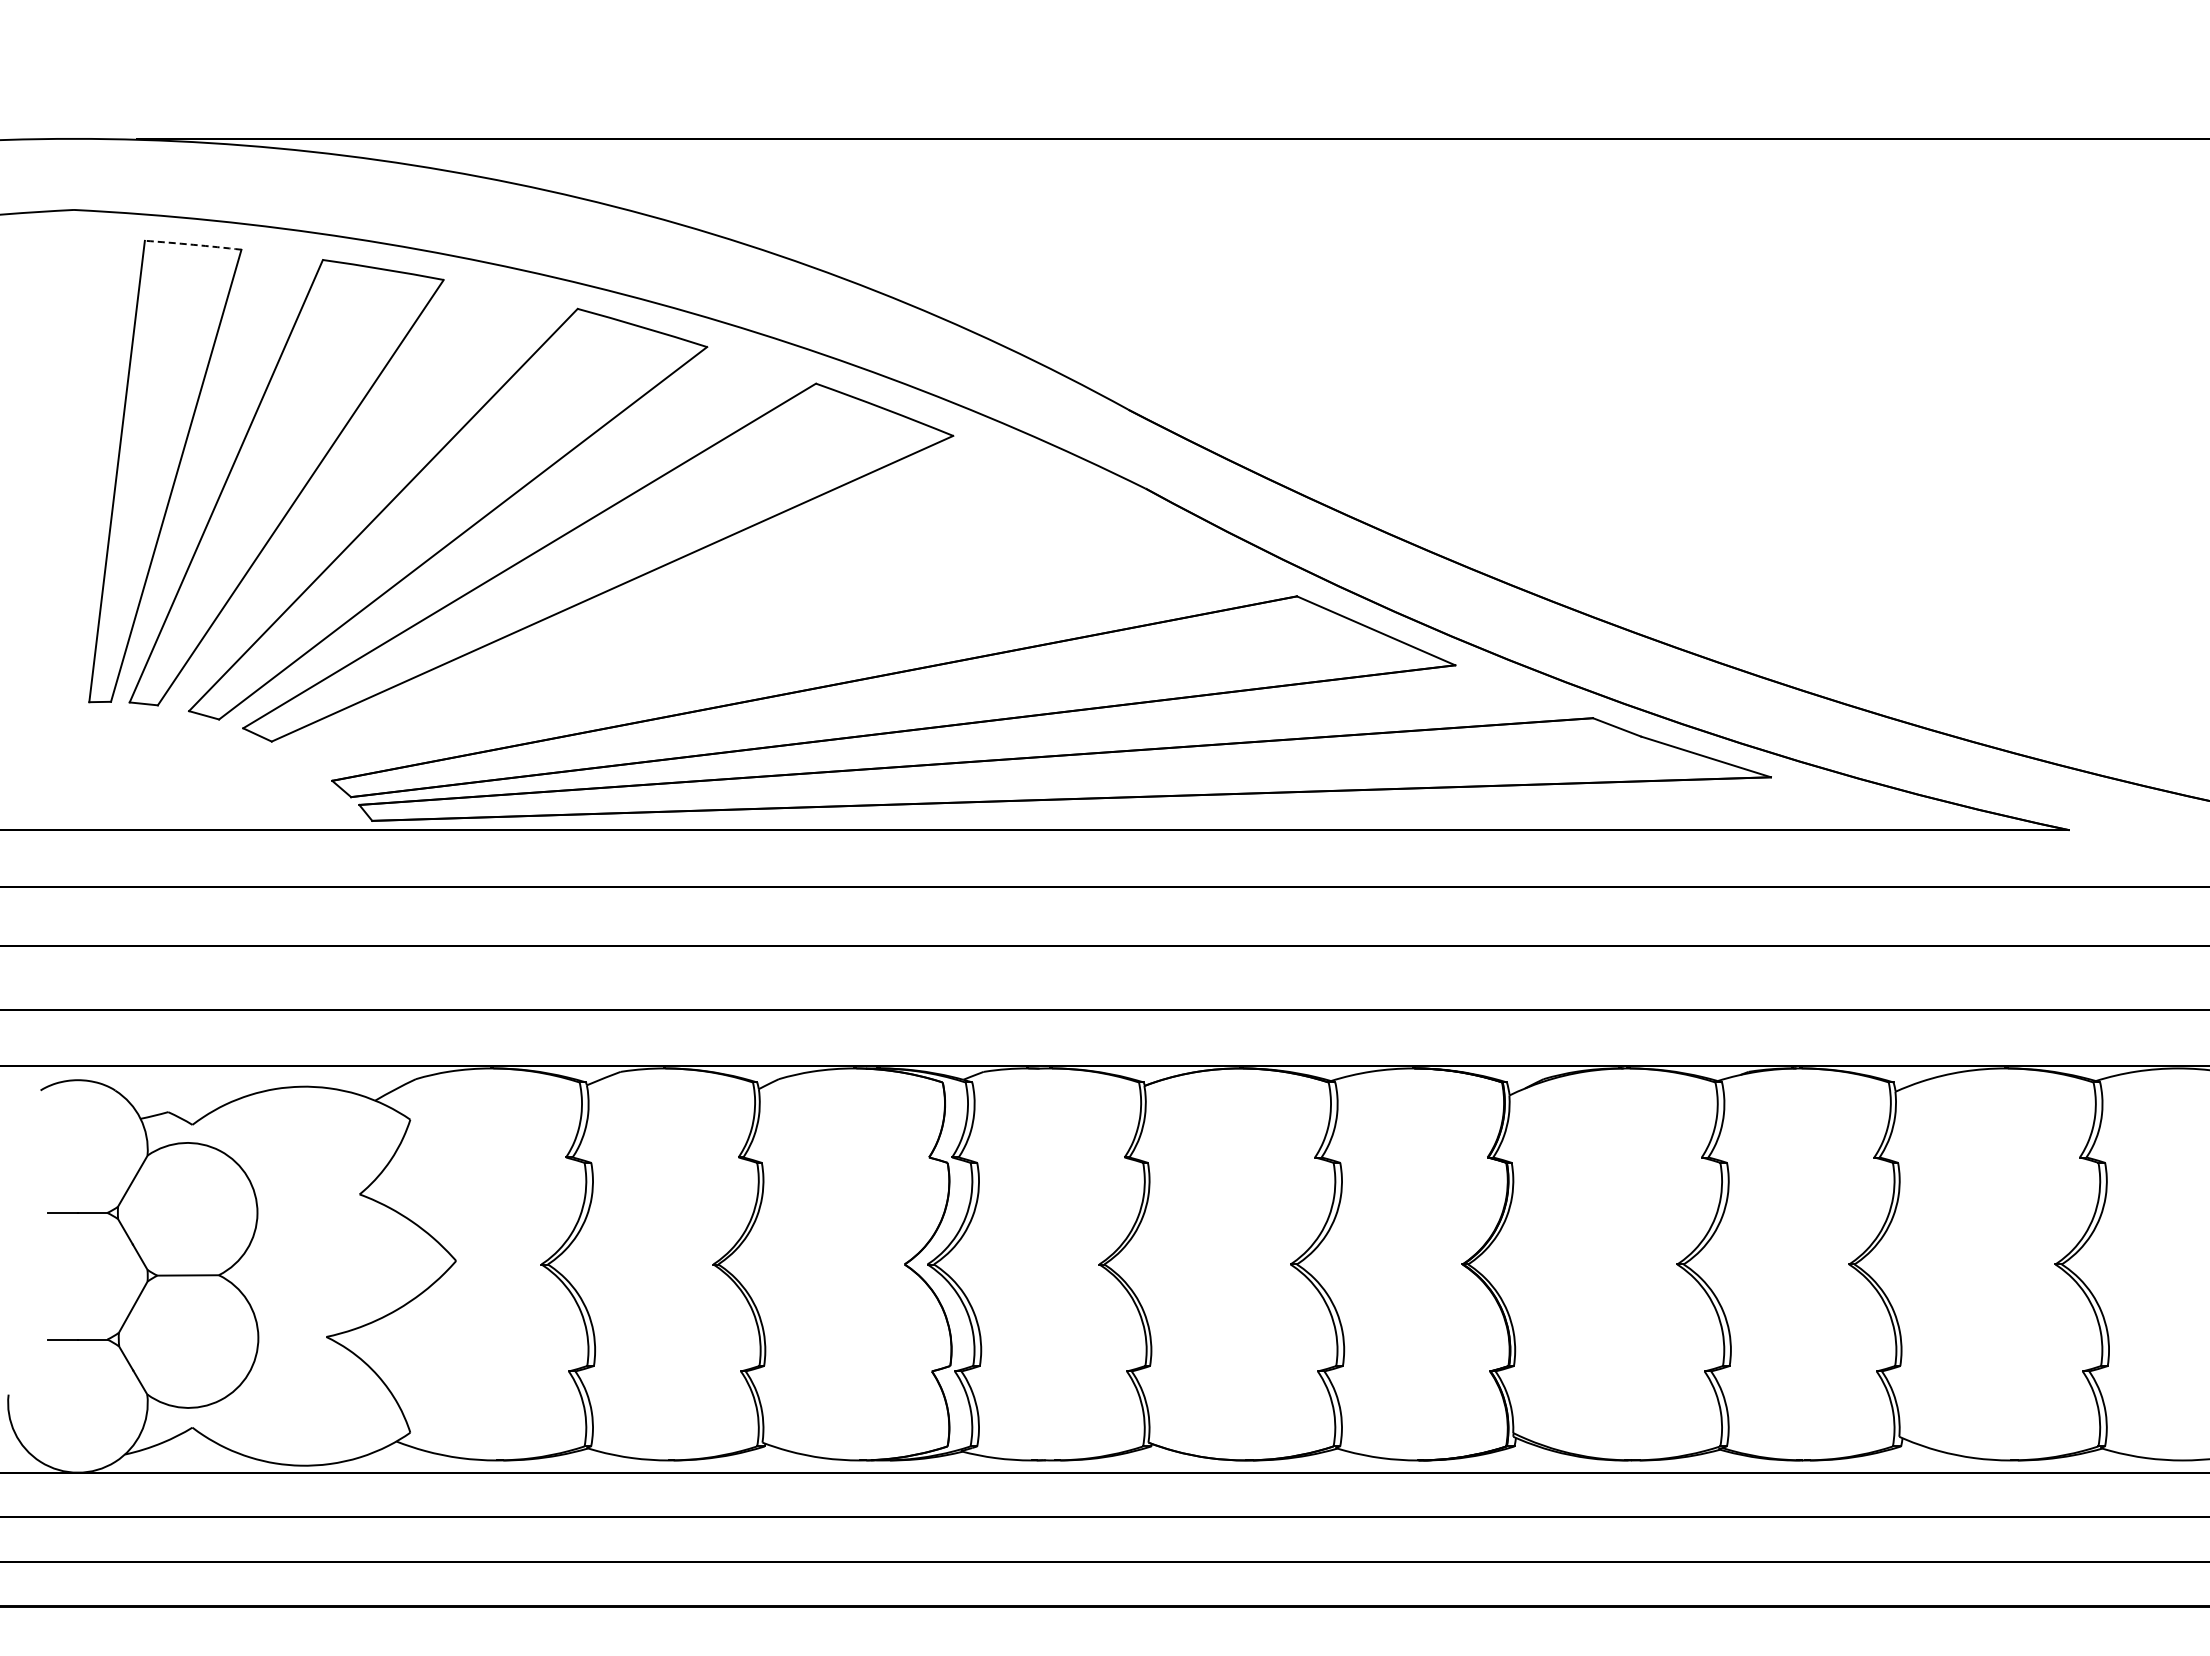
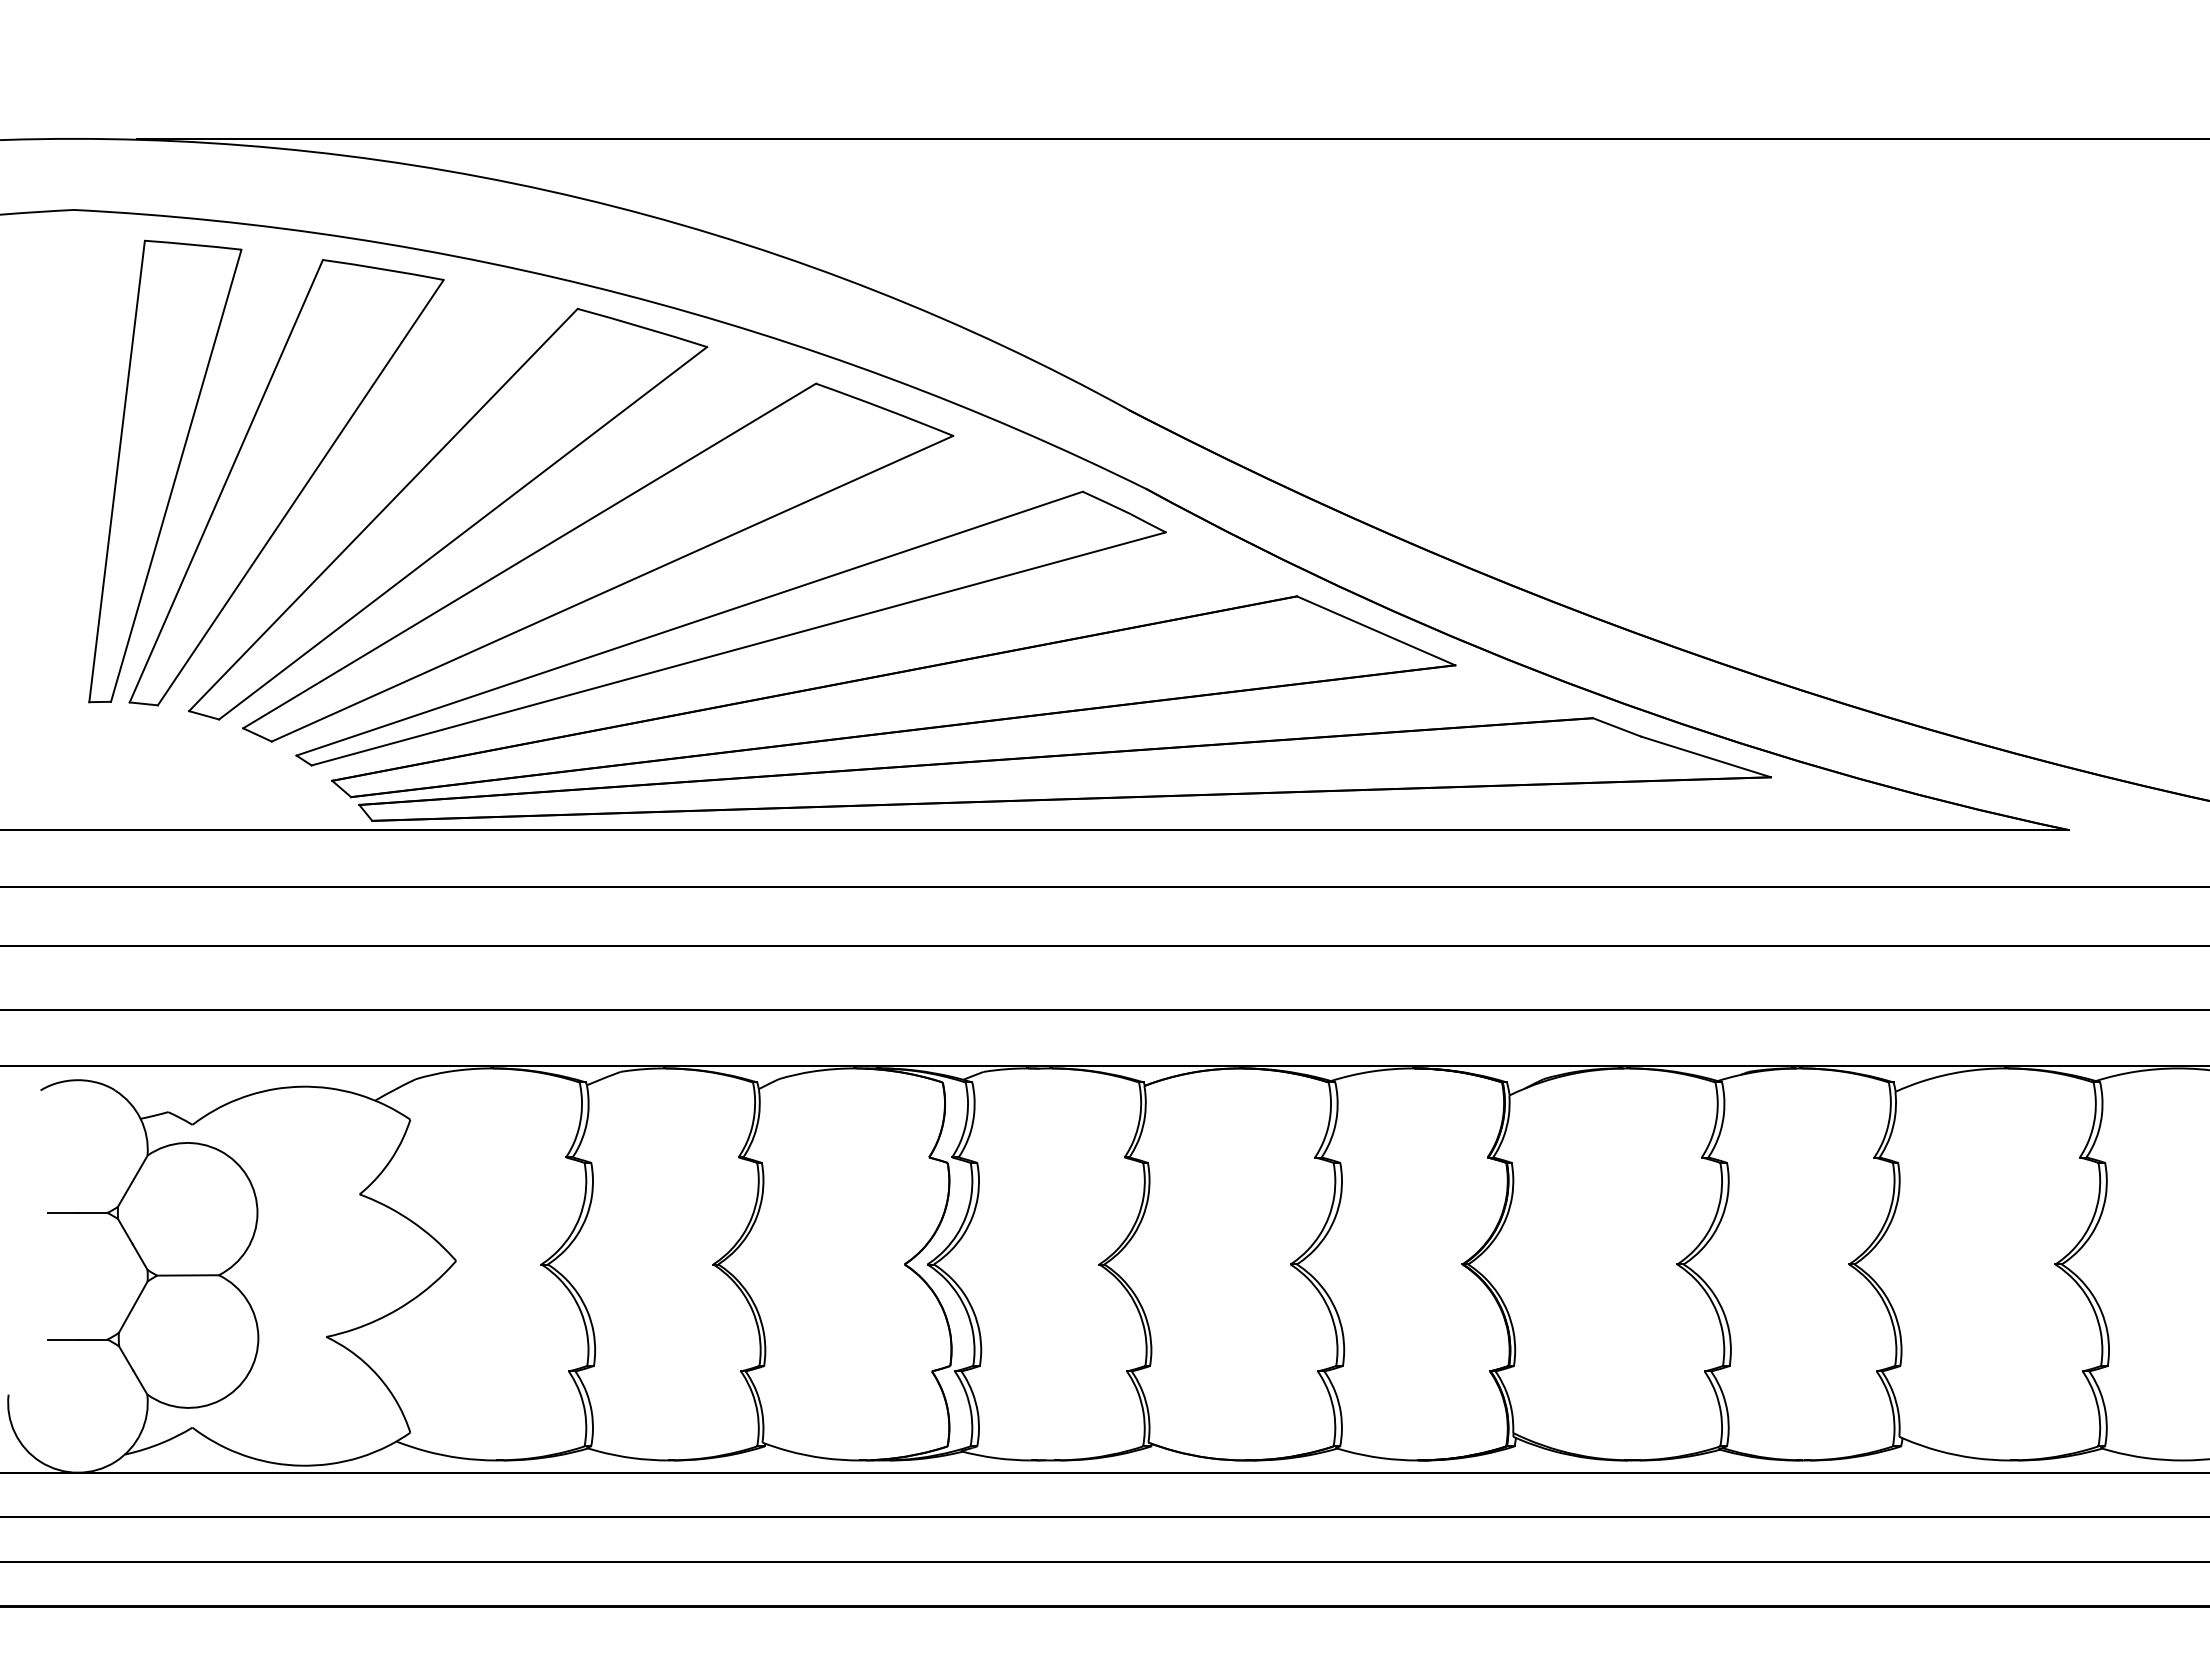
arc: dashed -> solid (193, 244)
part: none -> present (730, 628)
